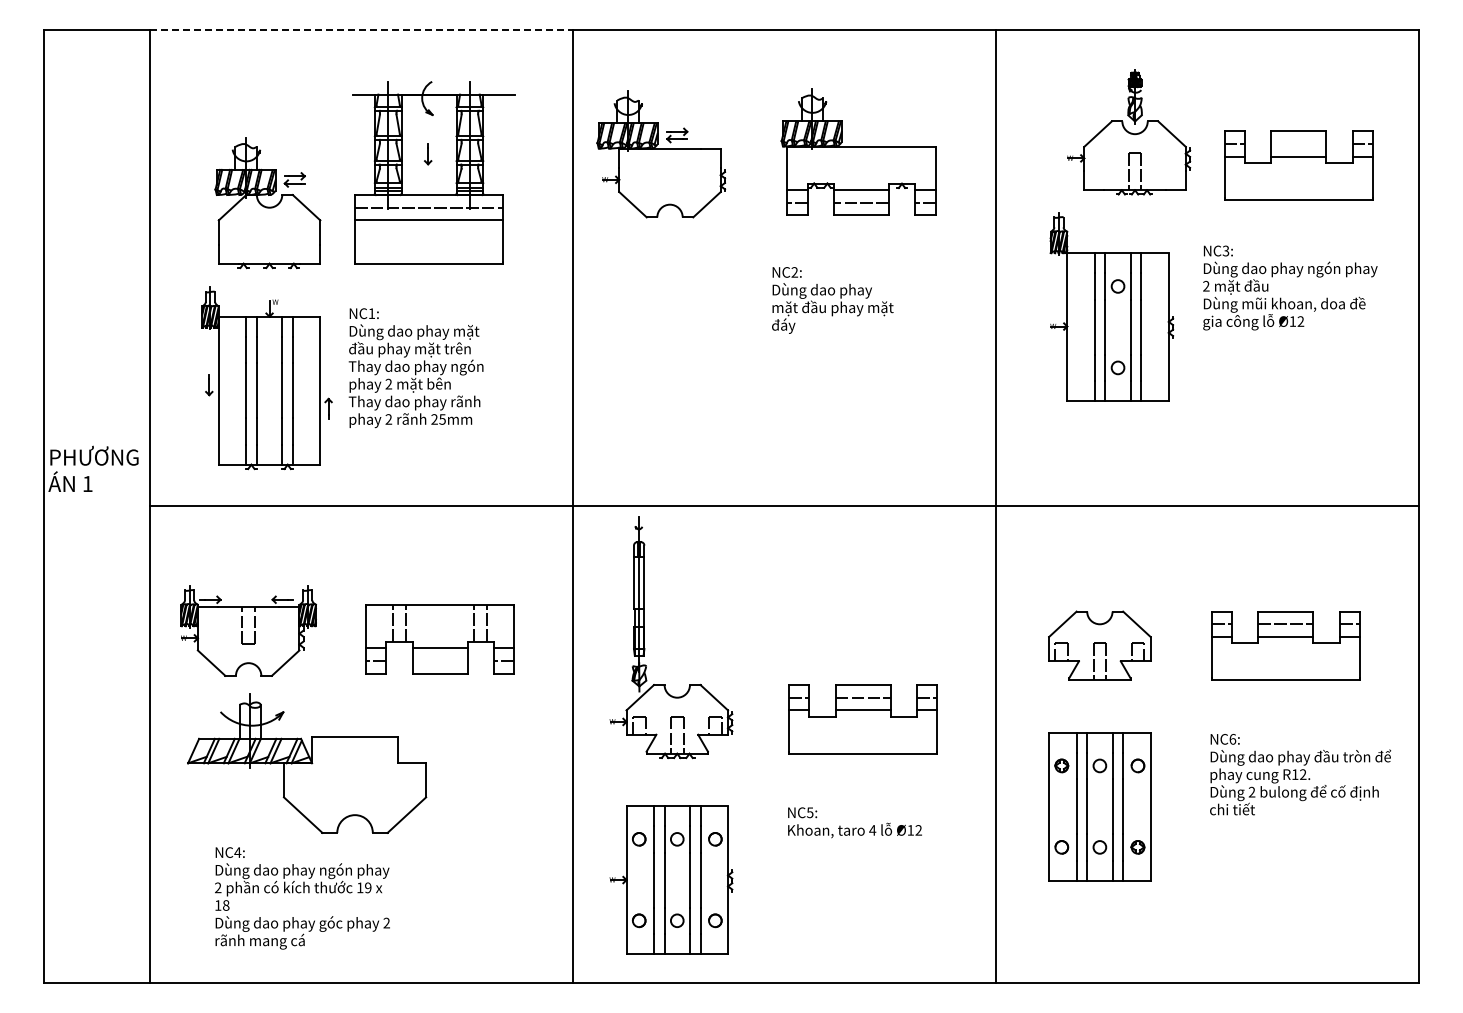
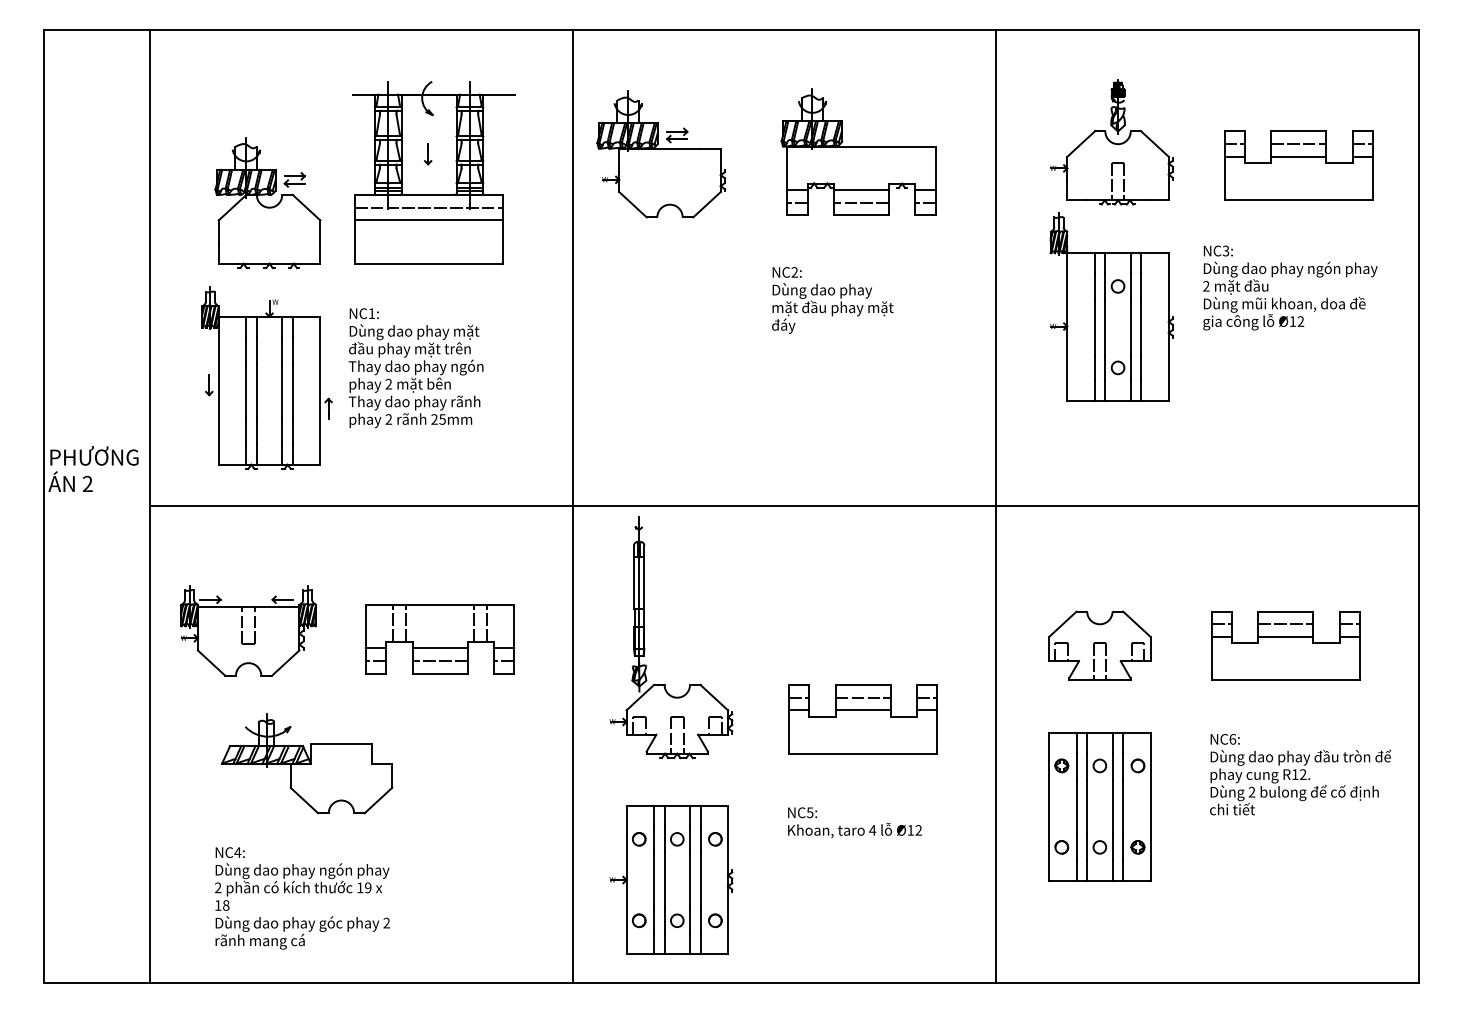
line: dashed -> solid (361, 30)
part position: (1129, 132) -> (1112, 142) (1112, 142)
line: none -> present (1298, 144)
text: 1 -> 2 (87, 483)
line: none -> present (439, 661)
part size: 241x141 px -> 173x102 px (307, 763)
